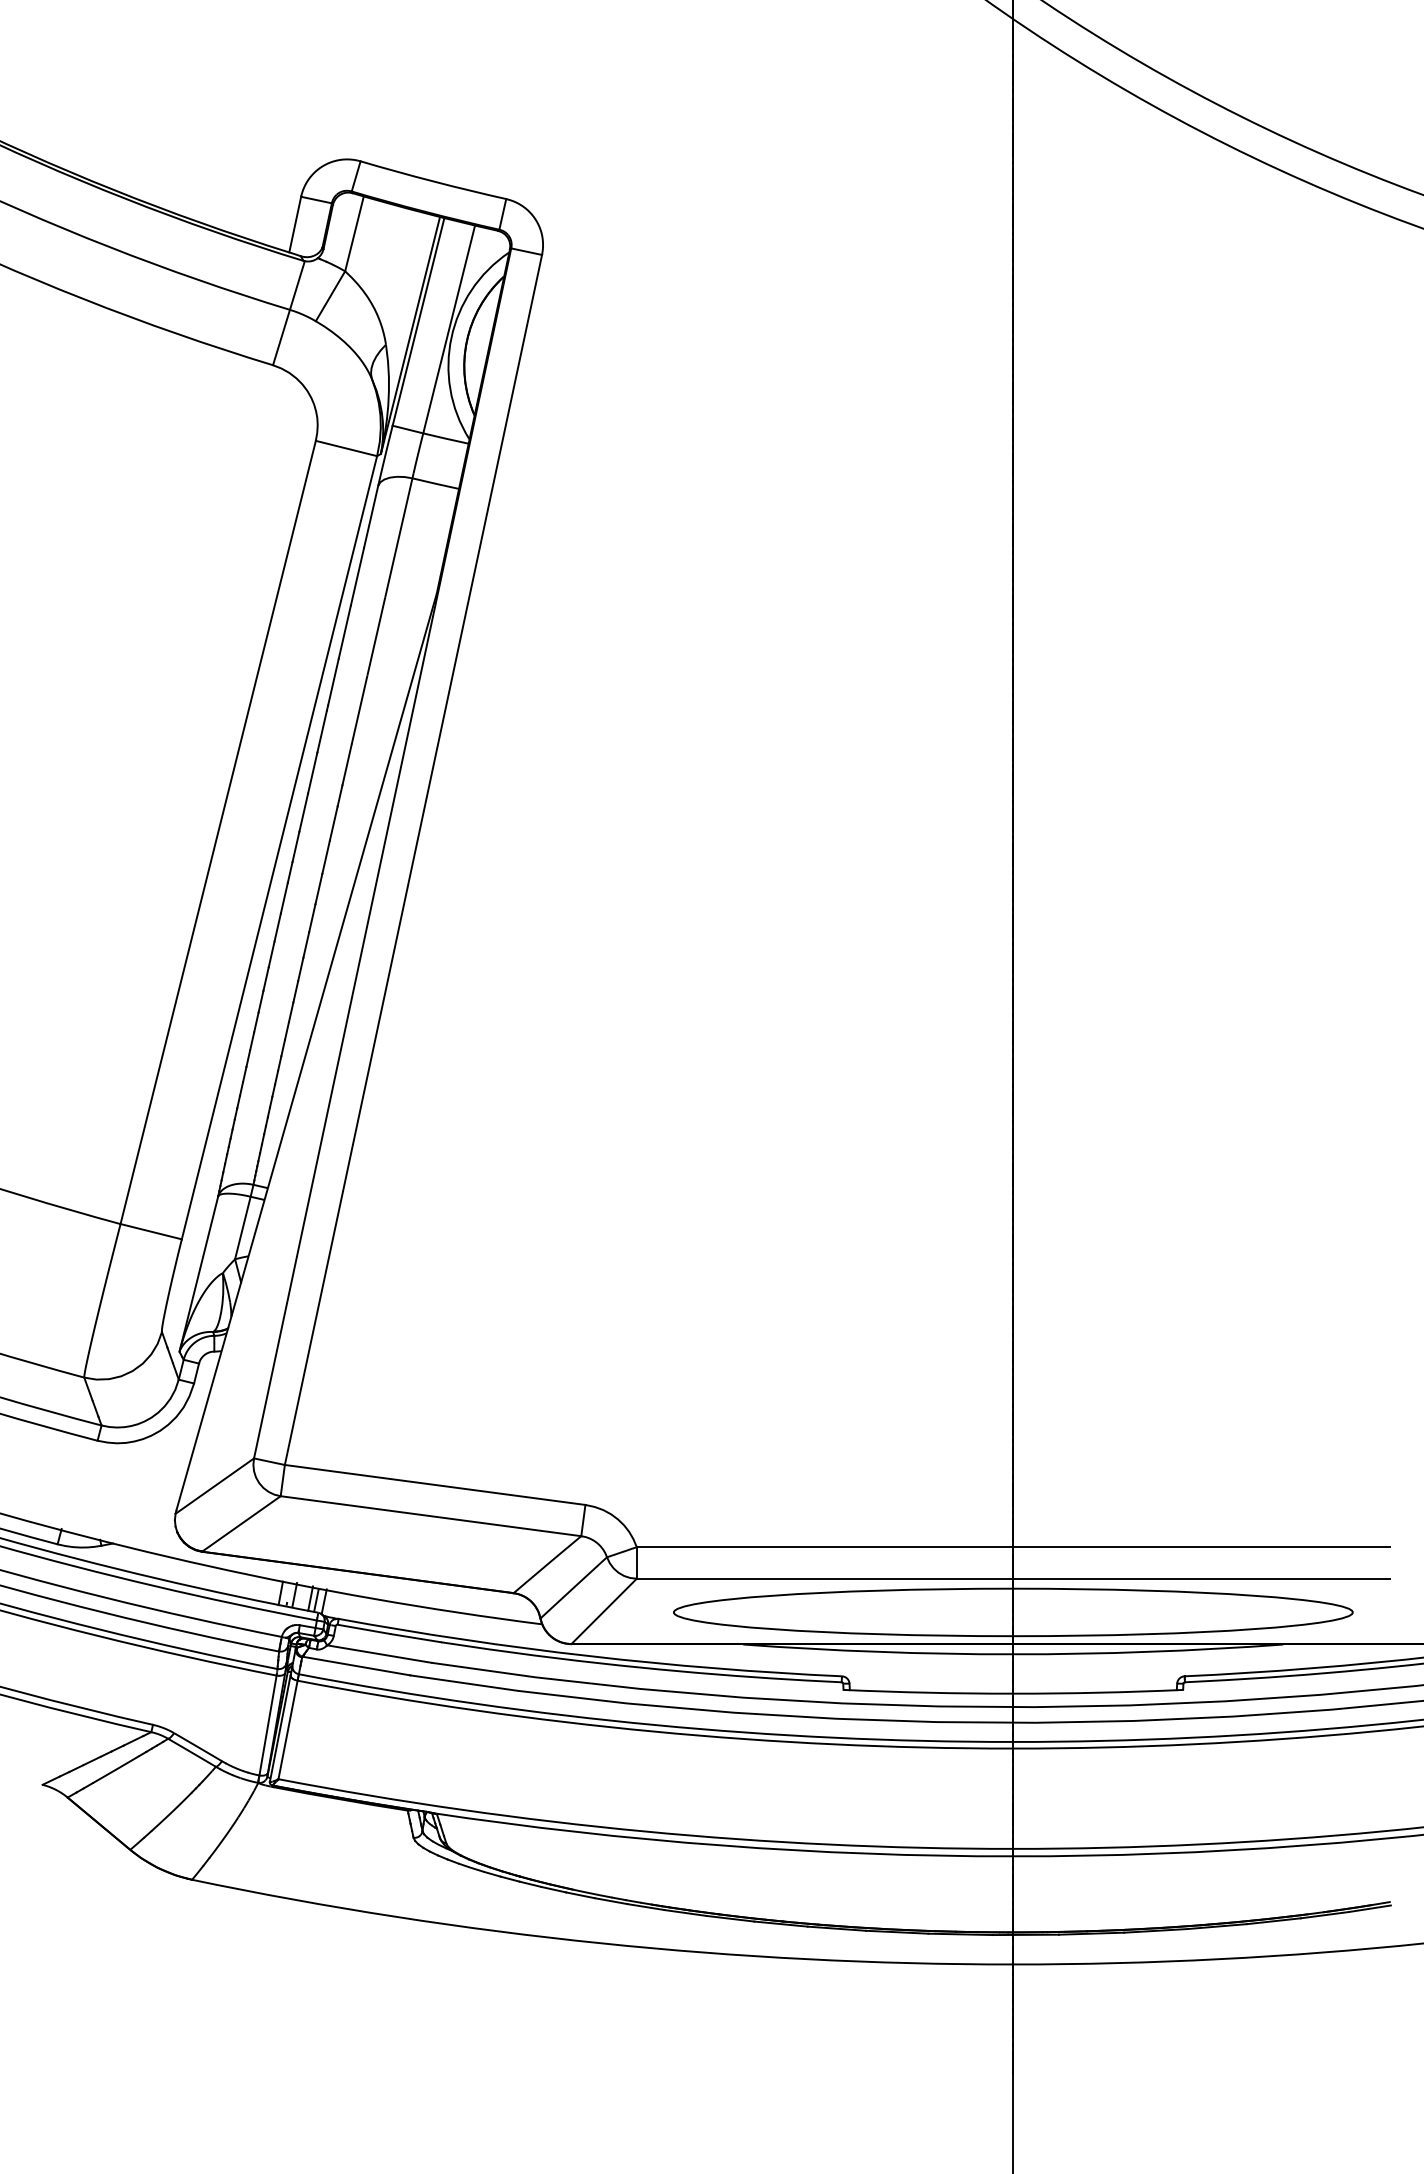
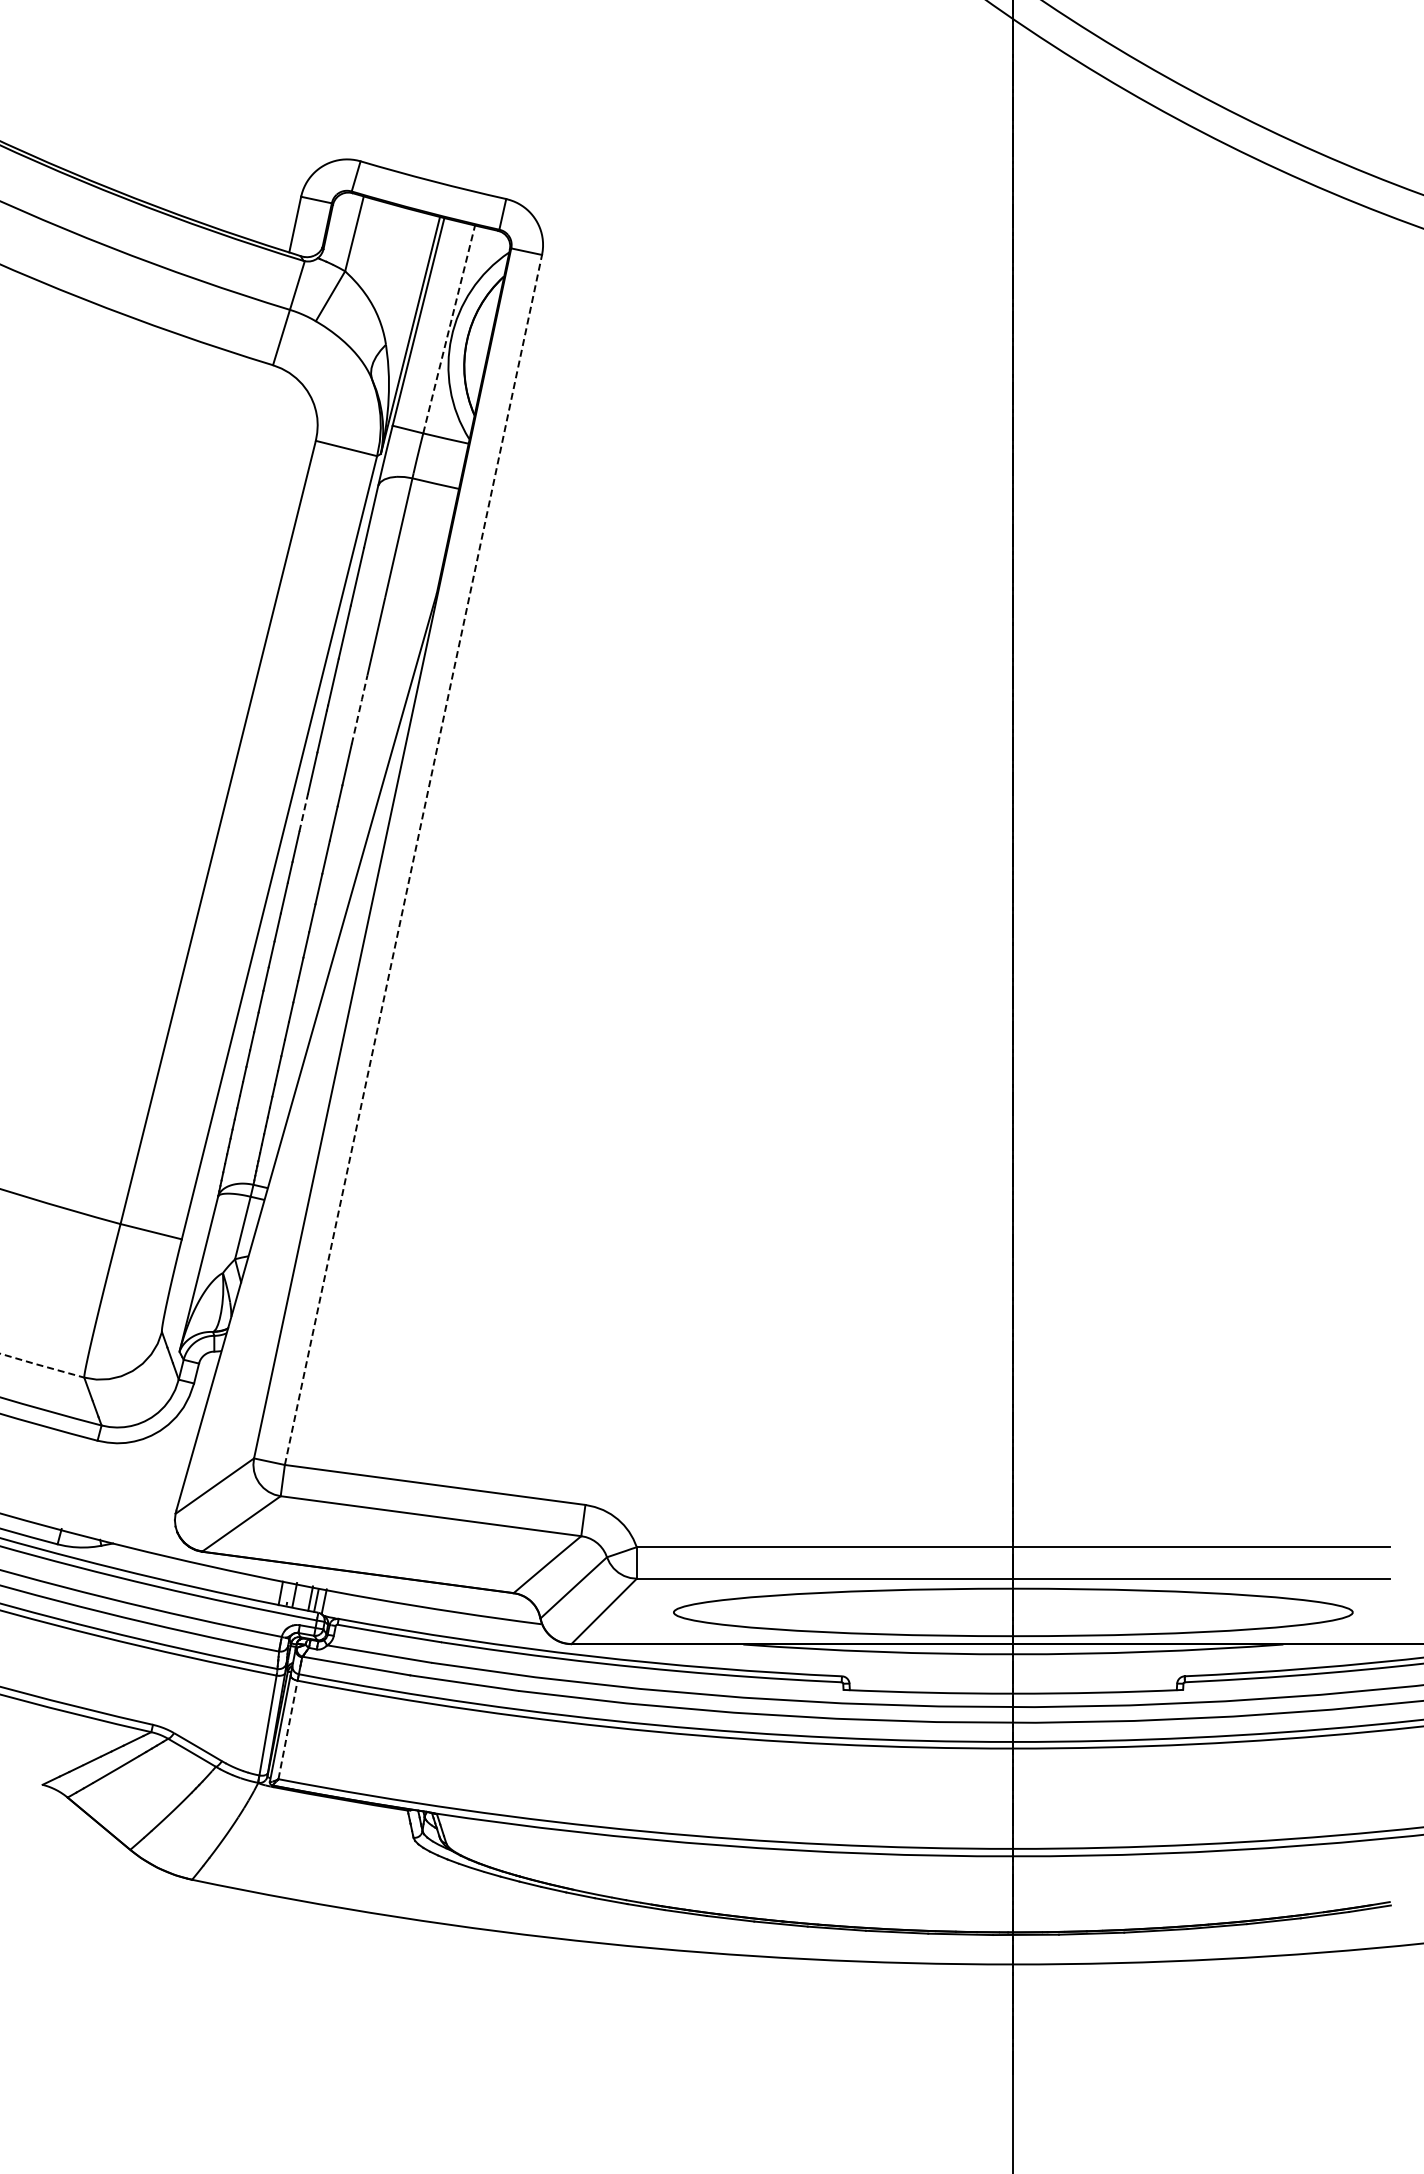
line: solid -> dashed (449, 328)
line: solid -> dashed (359, 709)
line: solid -> dashed (303, 812)
line: solid -> dashed (413, 859)
arc: solid -> dashed (41, 1365)
line: solid -> dashed (288, 1729)
